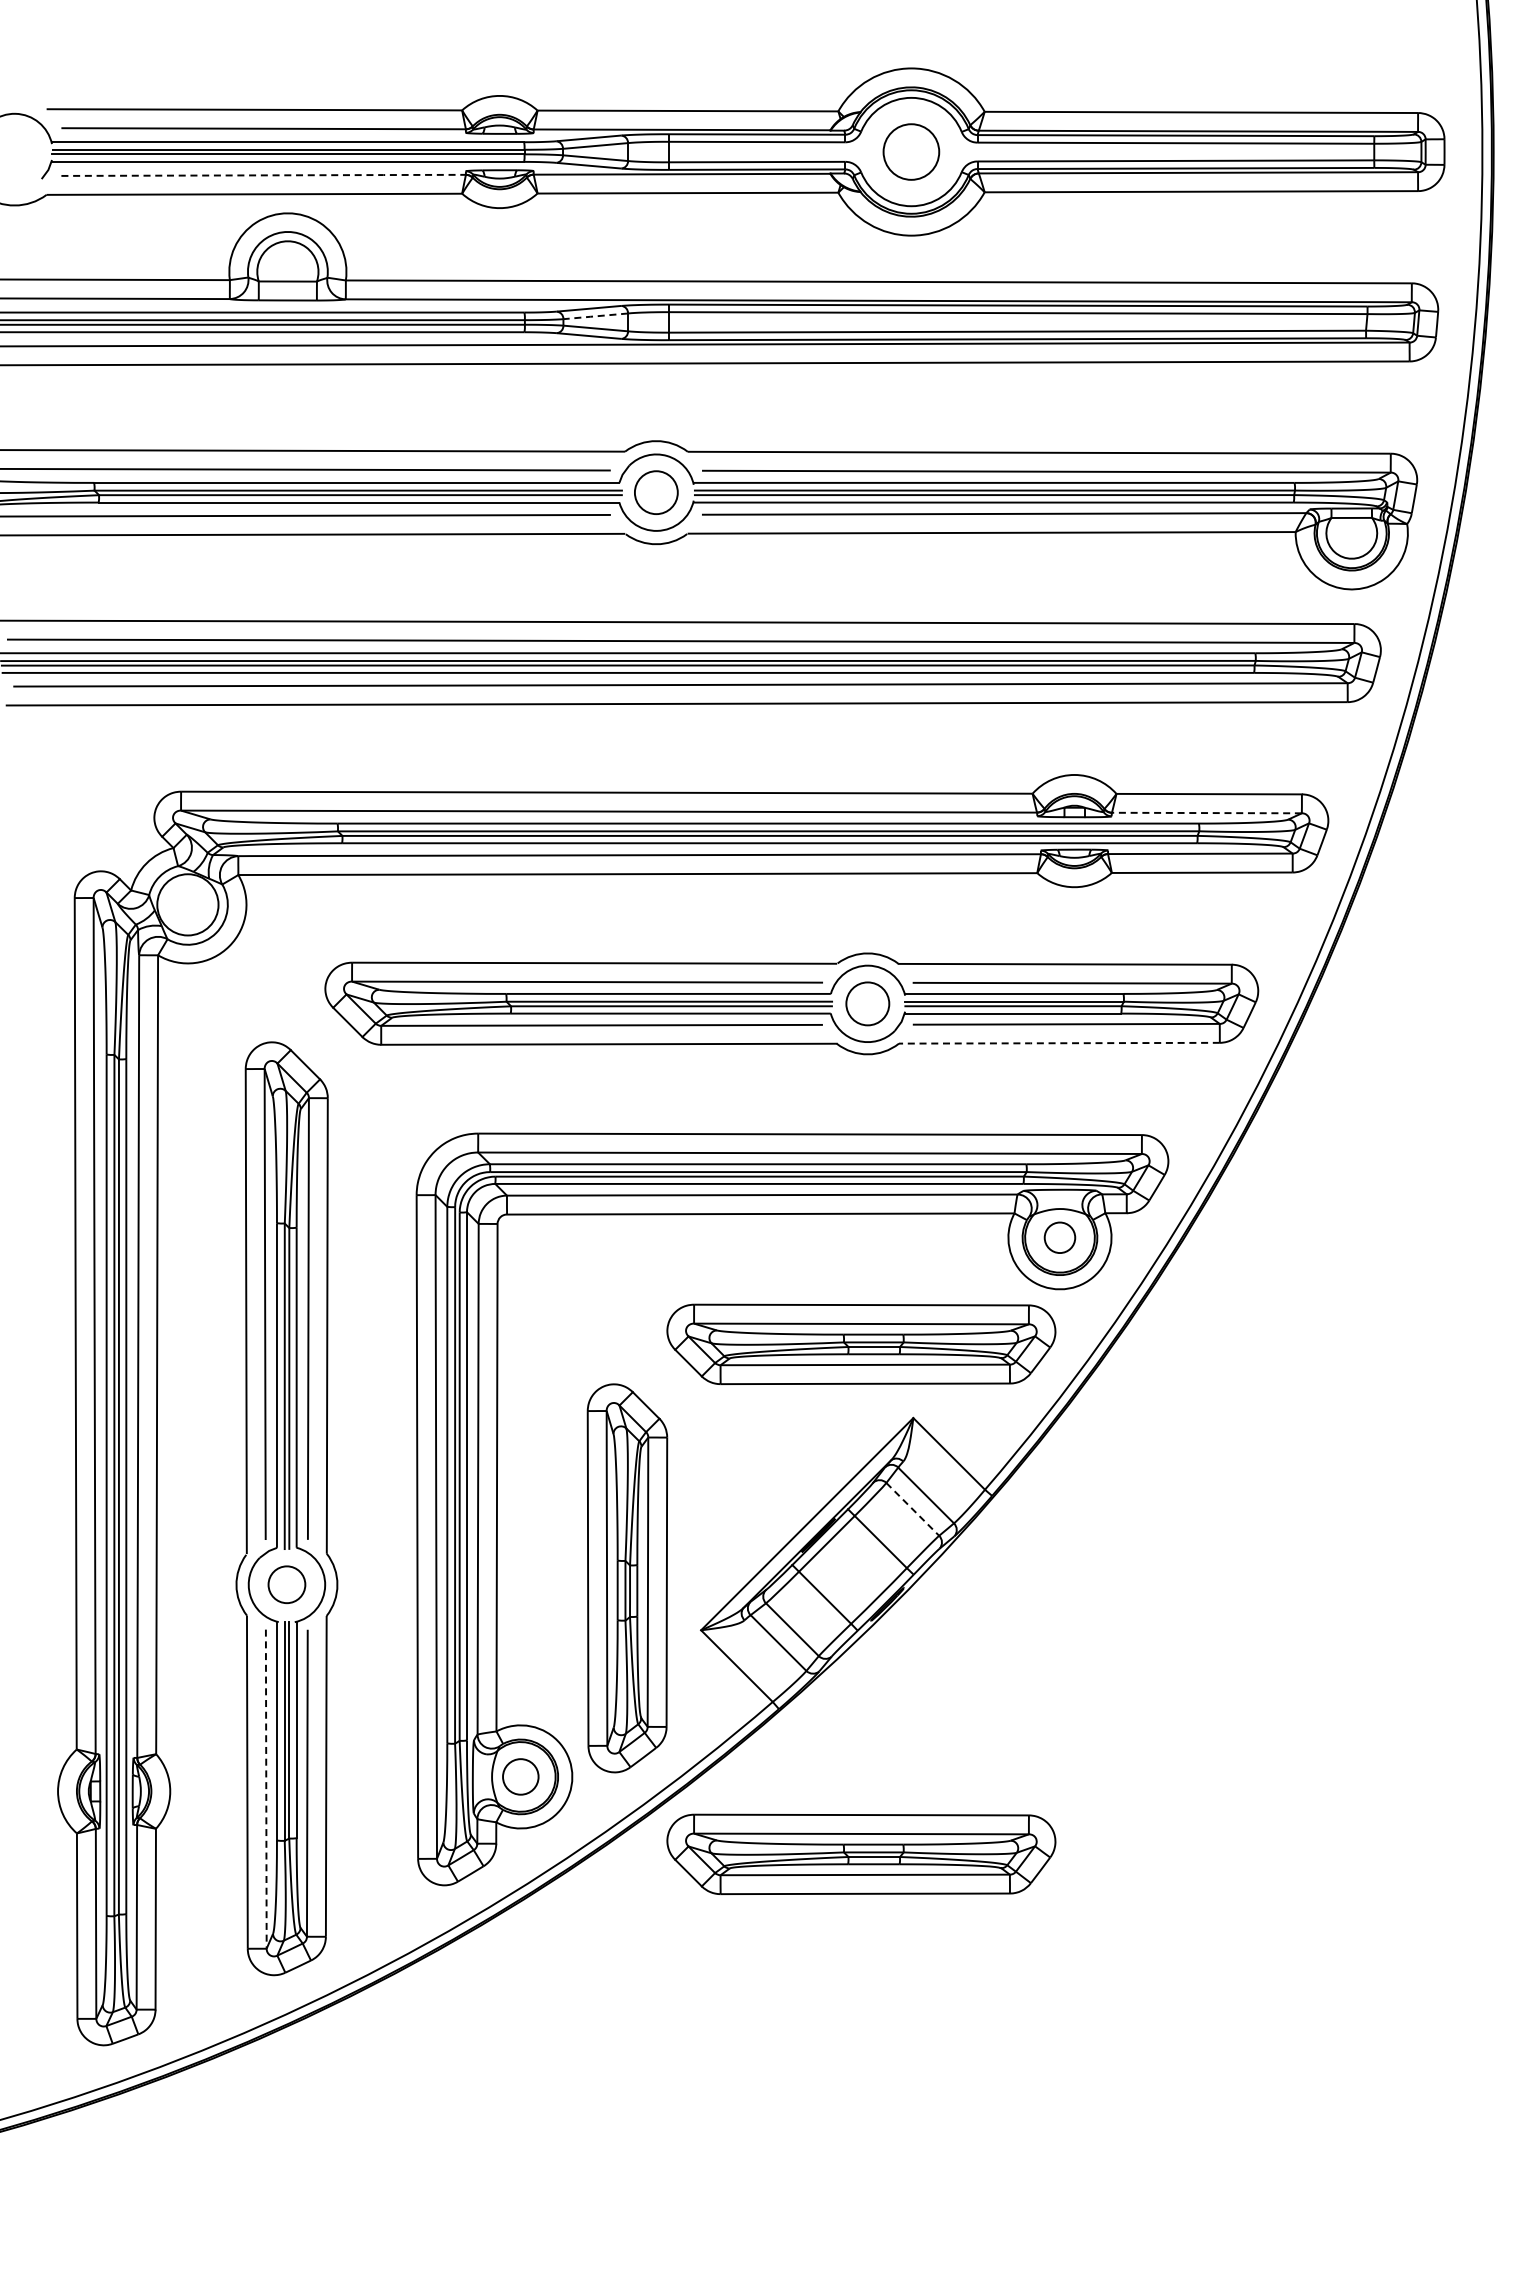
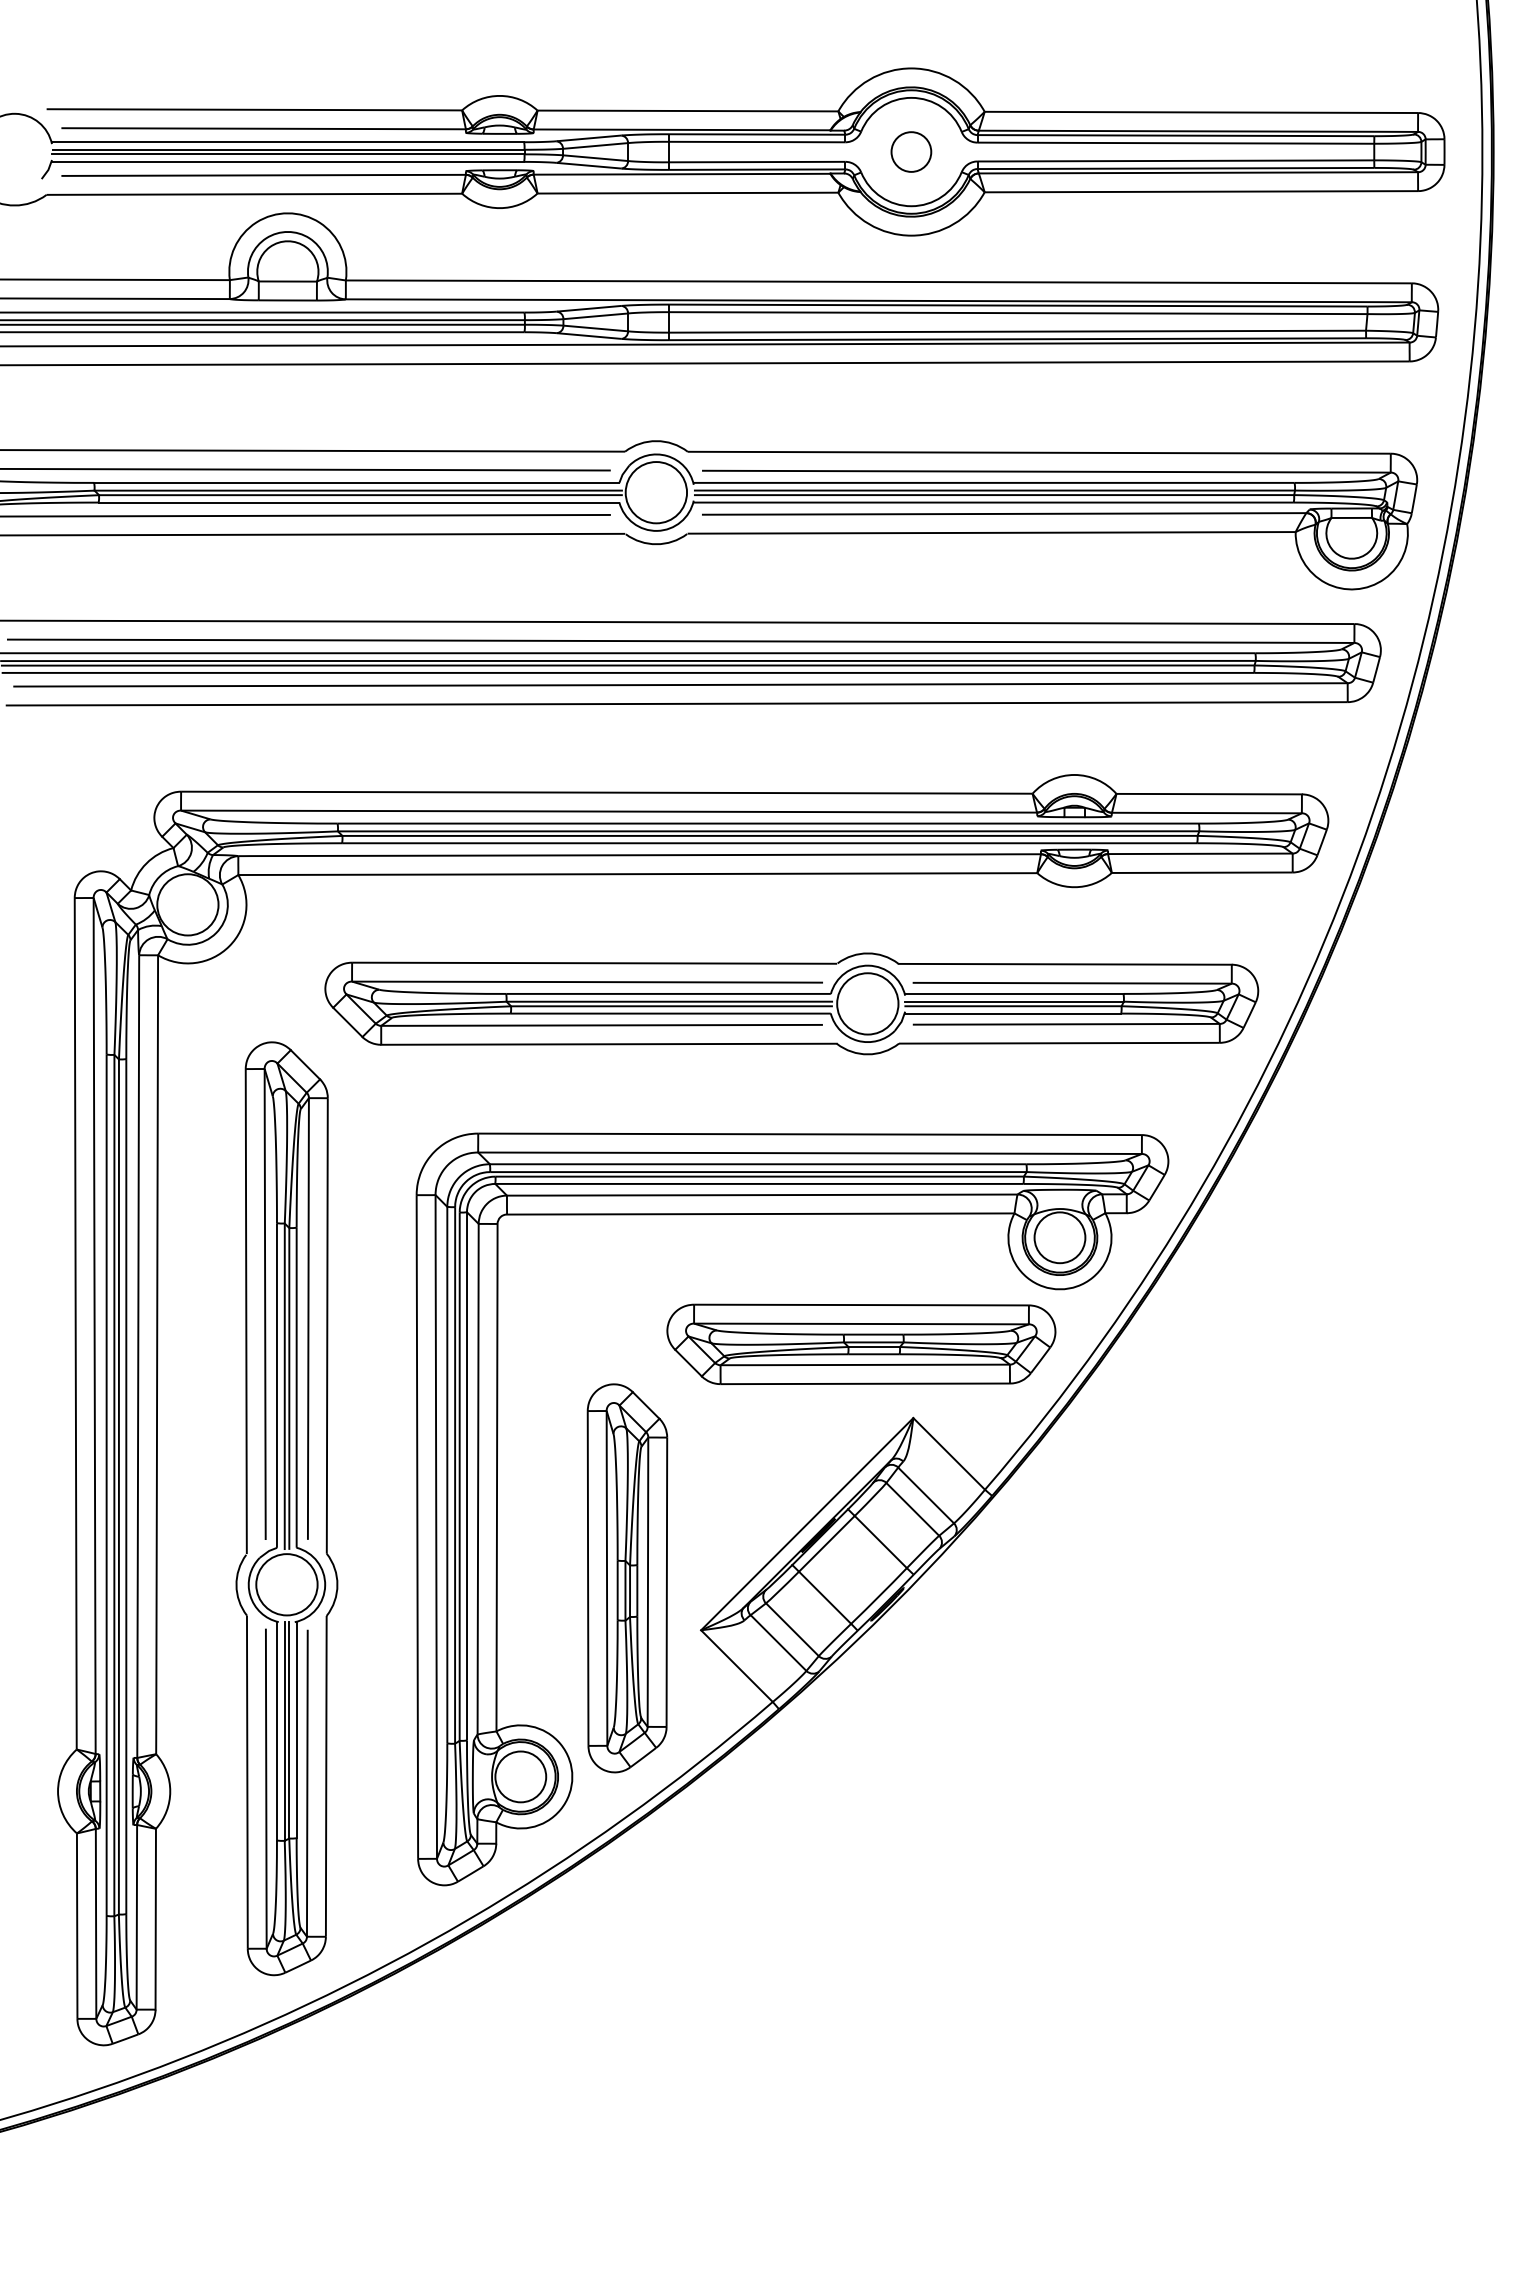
circle diameter: 56 px -> 40 px (911, 151)
line: dashed -> solid (264, 175)
line: dashed -> solid (596, 316)
circle diameter: 43 px -> 61 px (656, 492)
line: dashed -> solid (1207, 813)
circle diameter: 43 px -> 61 px (867, 1003)
line: dashed -> solid (1059, 1043)
circle diameter: 30 px -> 51 px (1059, 1237)
line: dashed -> solid (913, 1509)
circle diameter: 37 px -> 61 px (286, 1584)
circle diameter: 36 px -> 51 px (520, 1776)
line: dashed -> solid (266, 1789)
part: present -> none (861, 1853)
